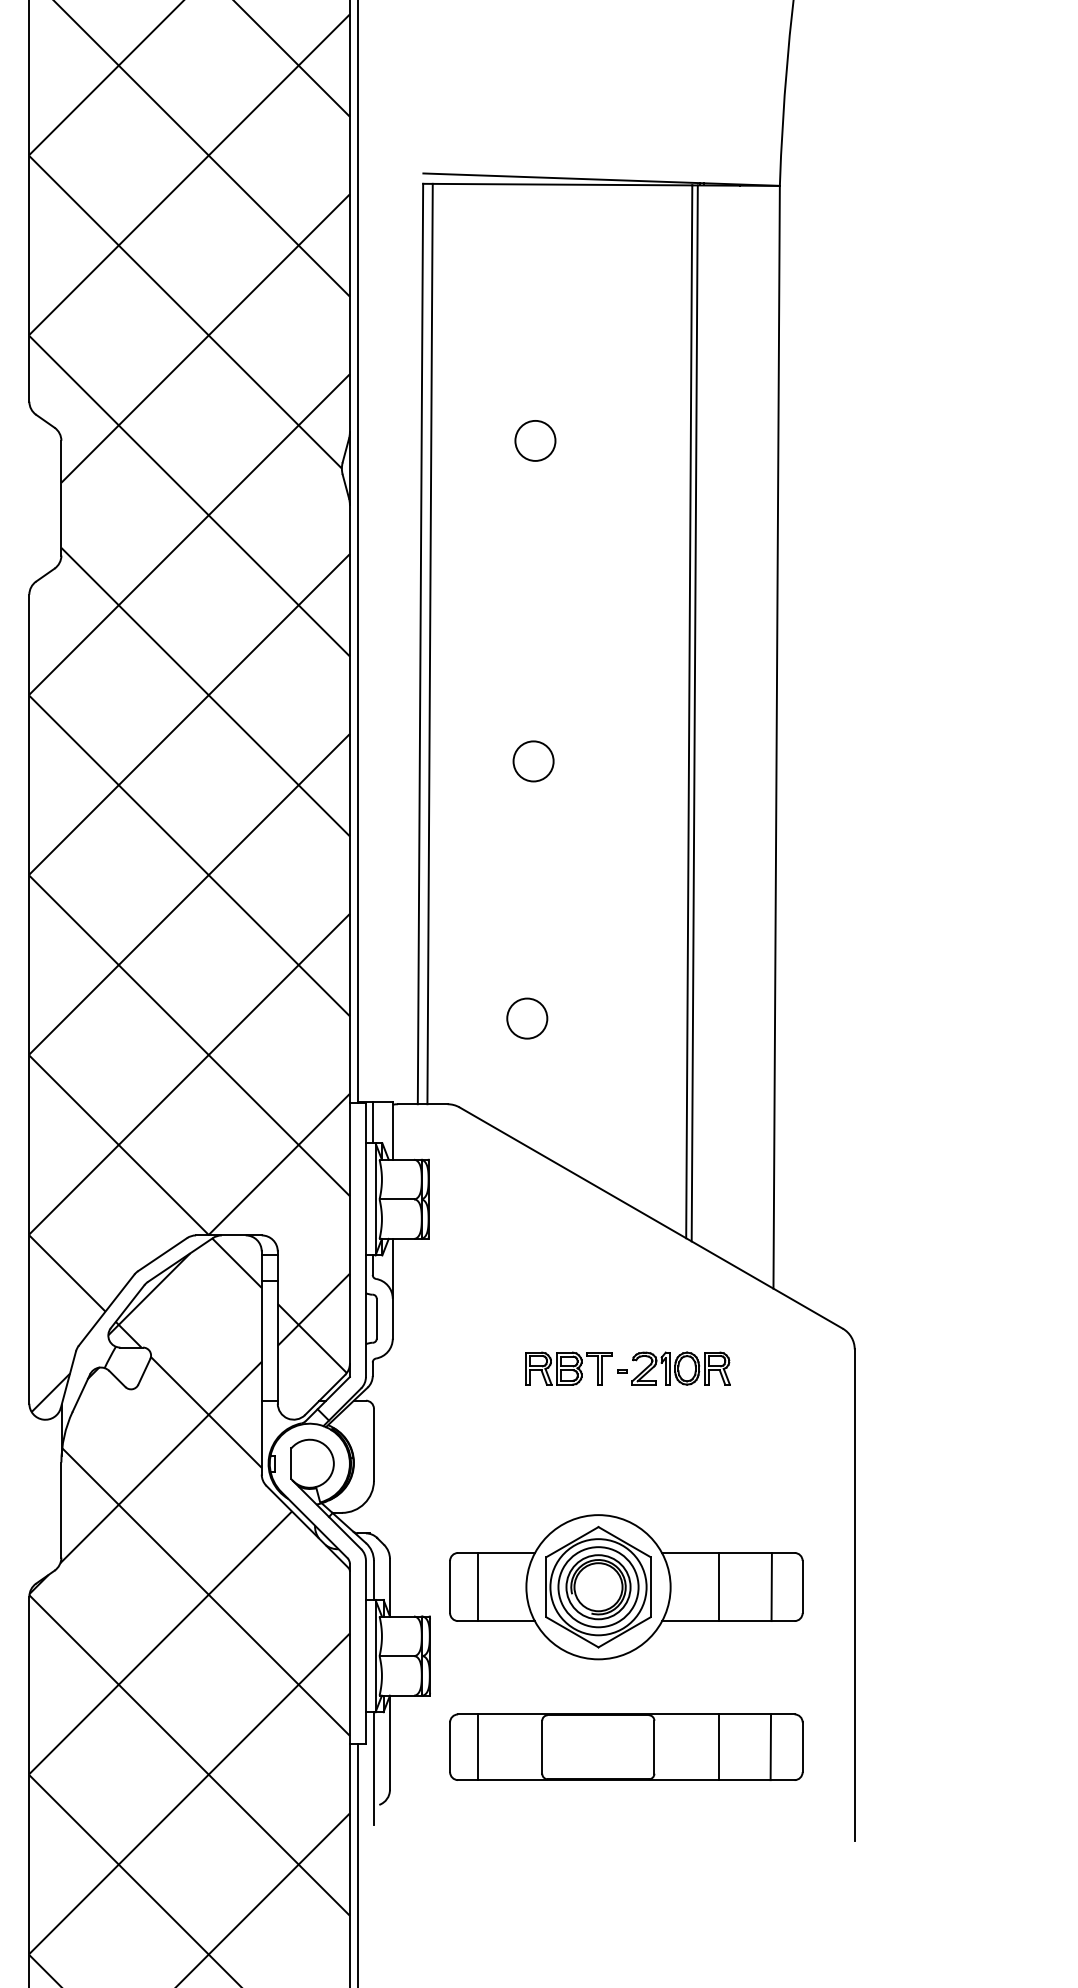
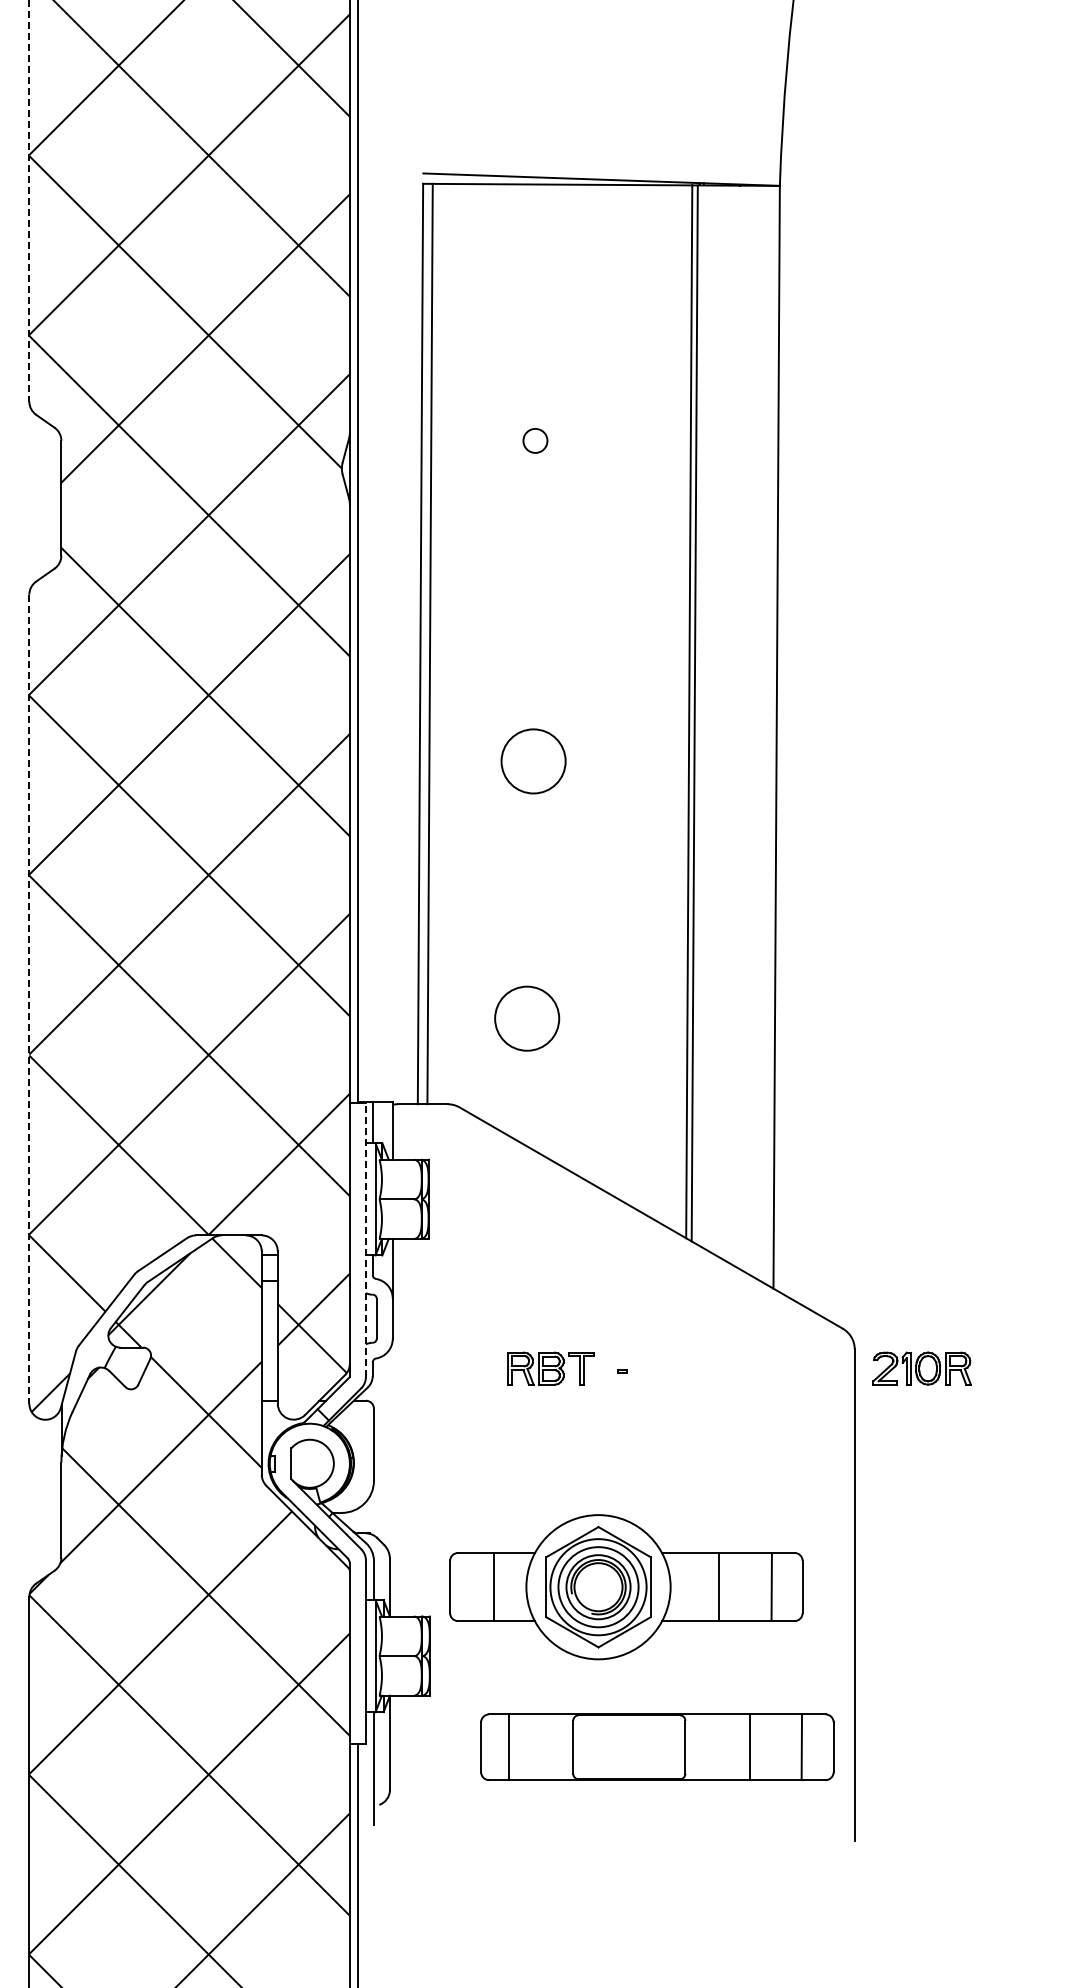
line: solid -> dashed (29, 201)
circle diameter: 40 px -> 24 px (535, 440)
circle diameter: 40 px -> 64 px (533, 761)
line: solid -> dashed (29, 999)
circle size: 43x43 px -> 67x67 px (527, 1018)
line: solid -> dashed (365, 1240)
part position: (568, 1368) -> (550, 1368) (550, 1368)
part position: (680, 1368) -> (921, 1368) (921, 1368)
line position: (478, 1586) -> (494, 1586) (494, 1586)
part position: (626, 1746) -> (657, 1746) (657, 1746)
